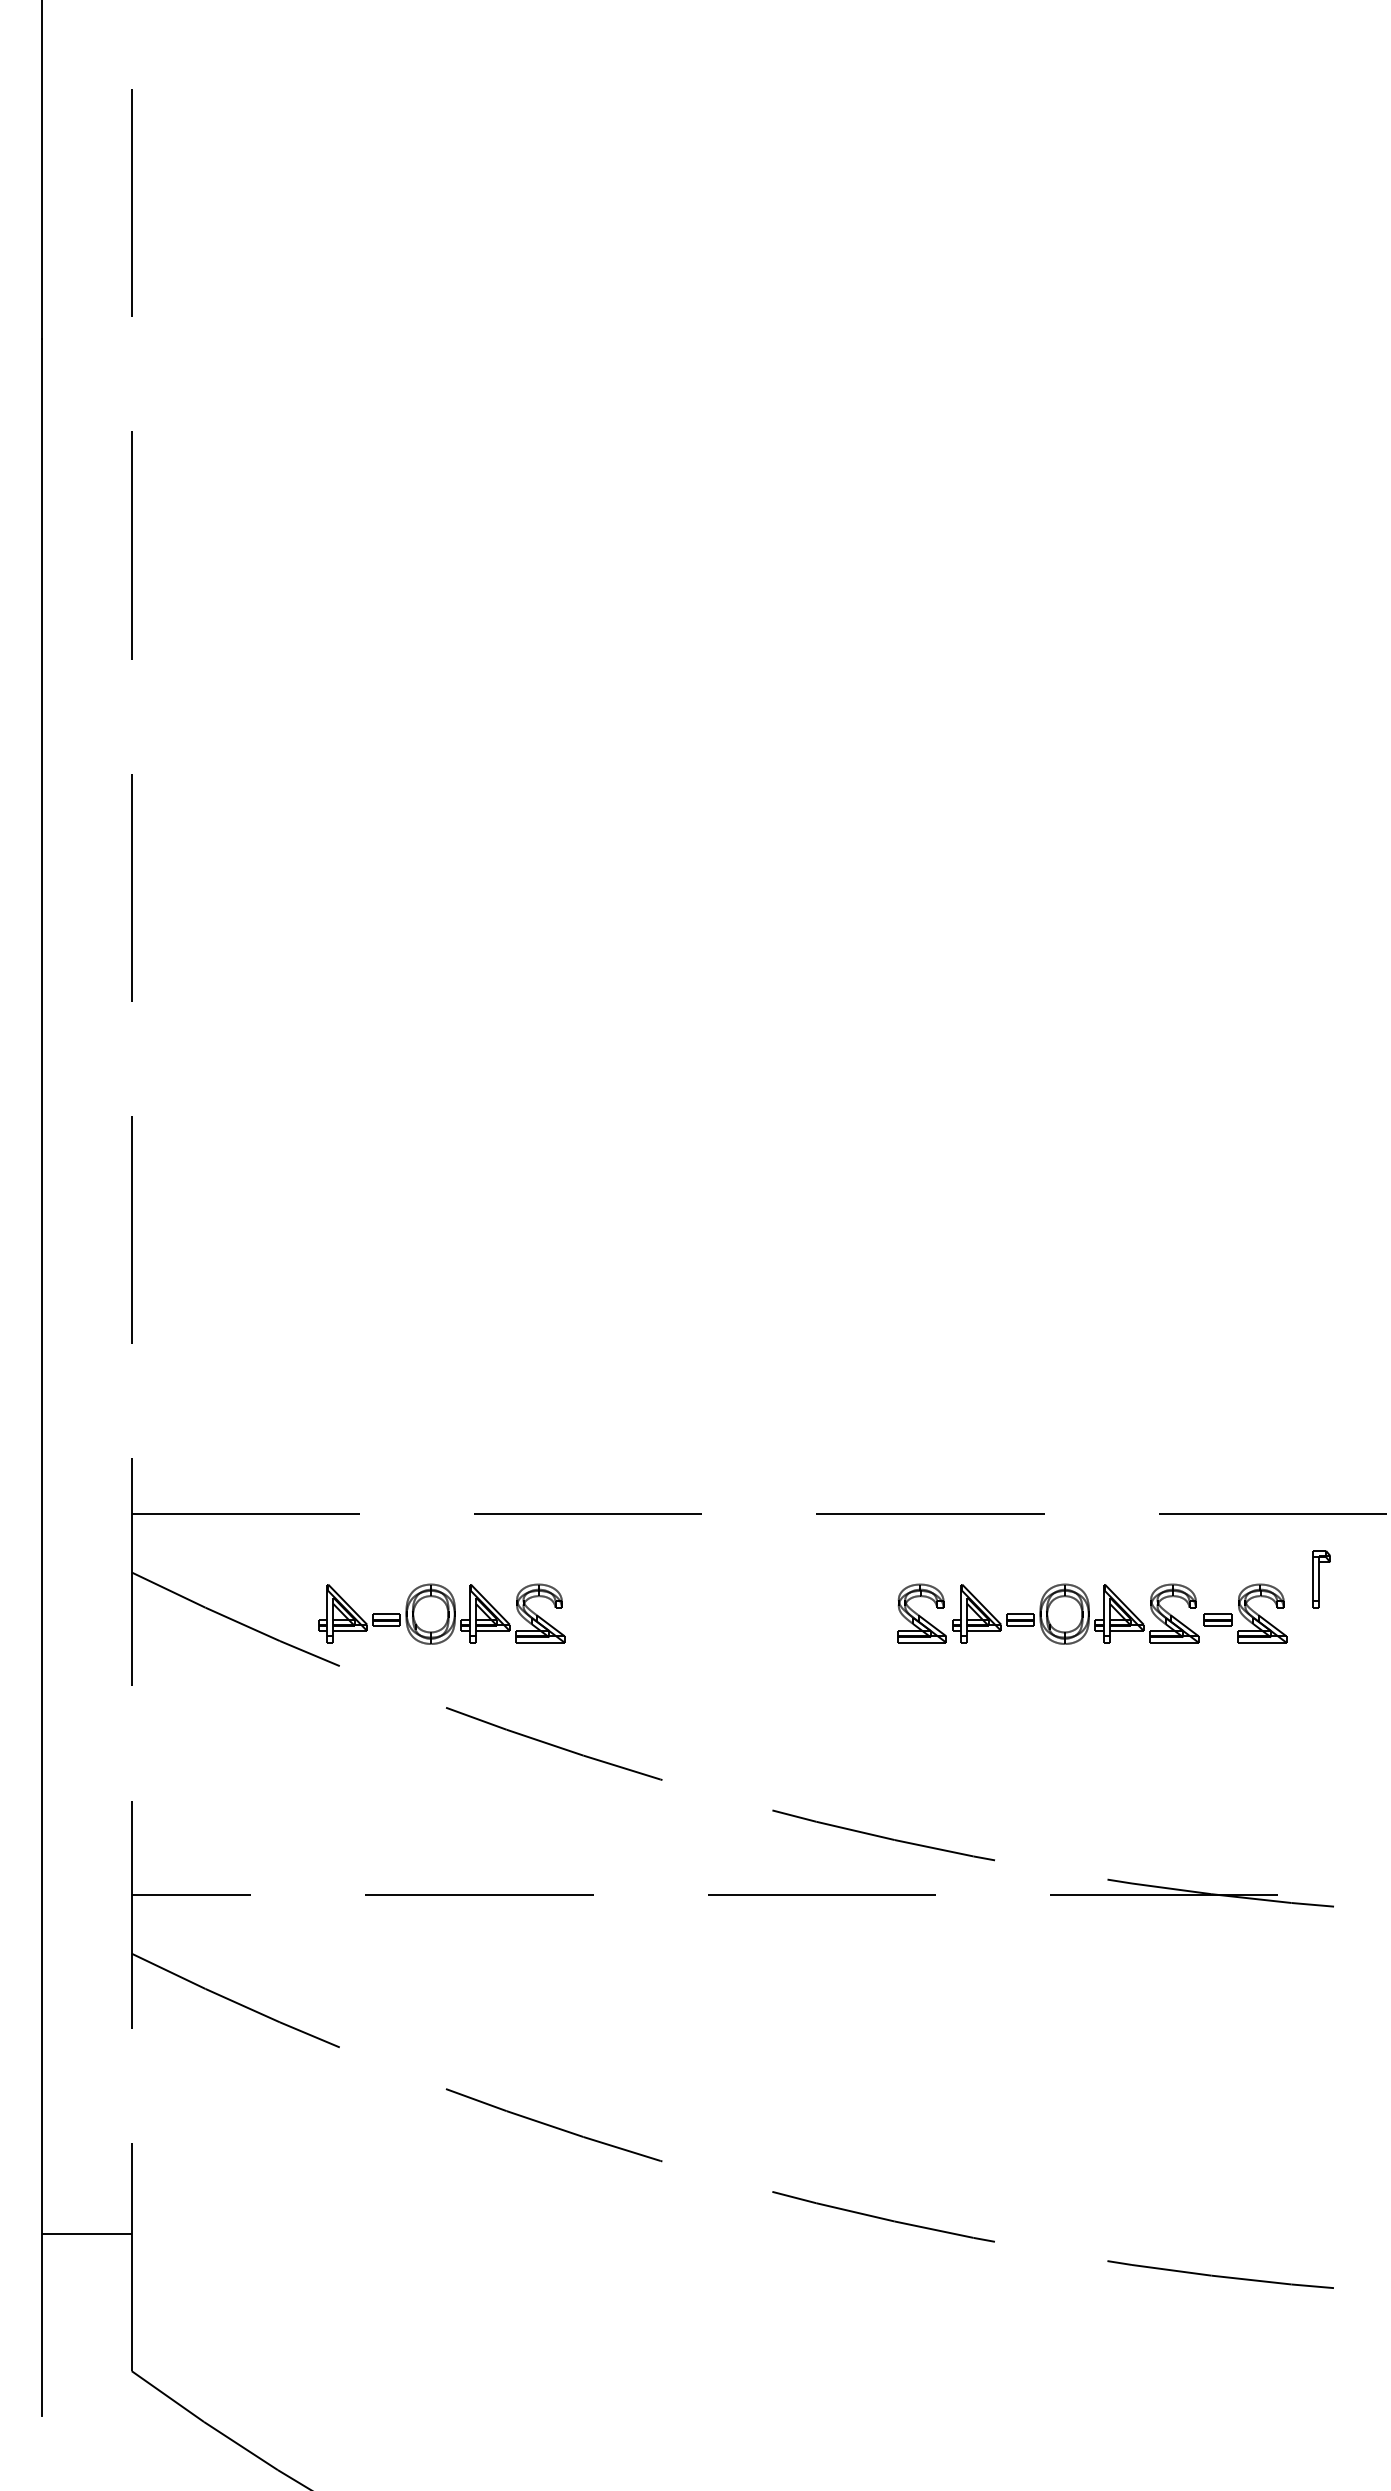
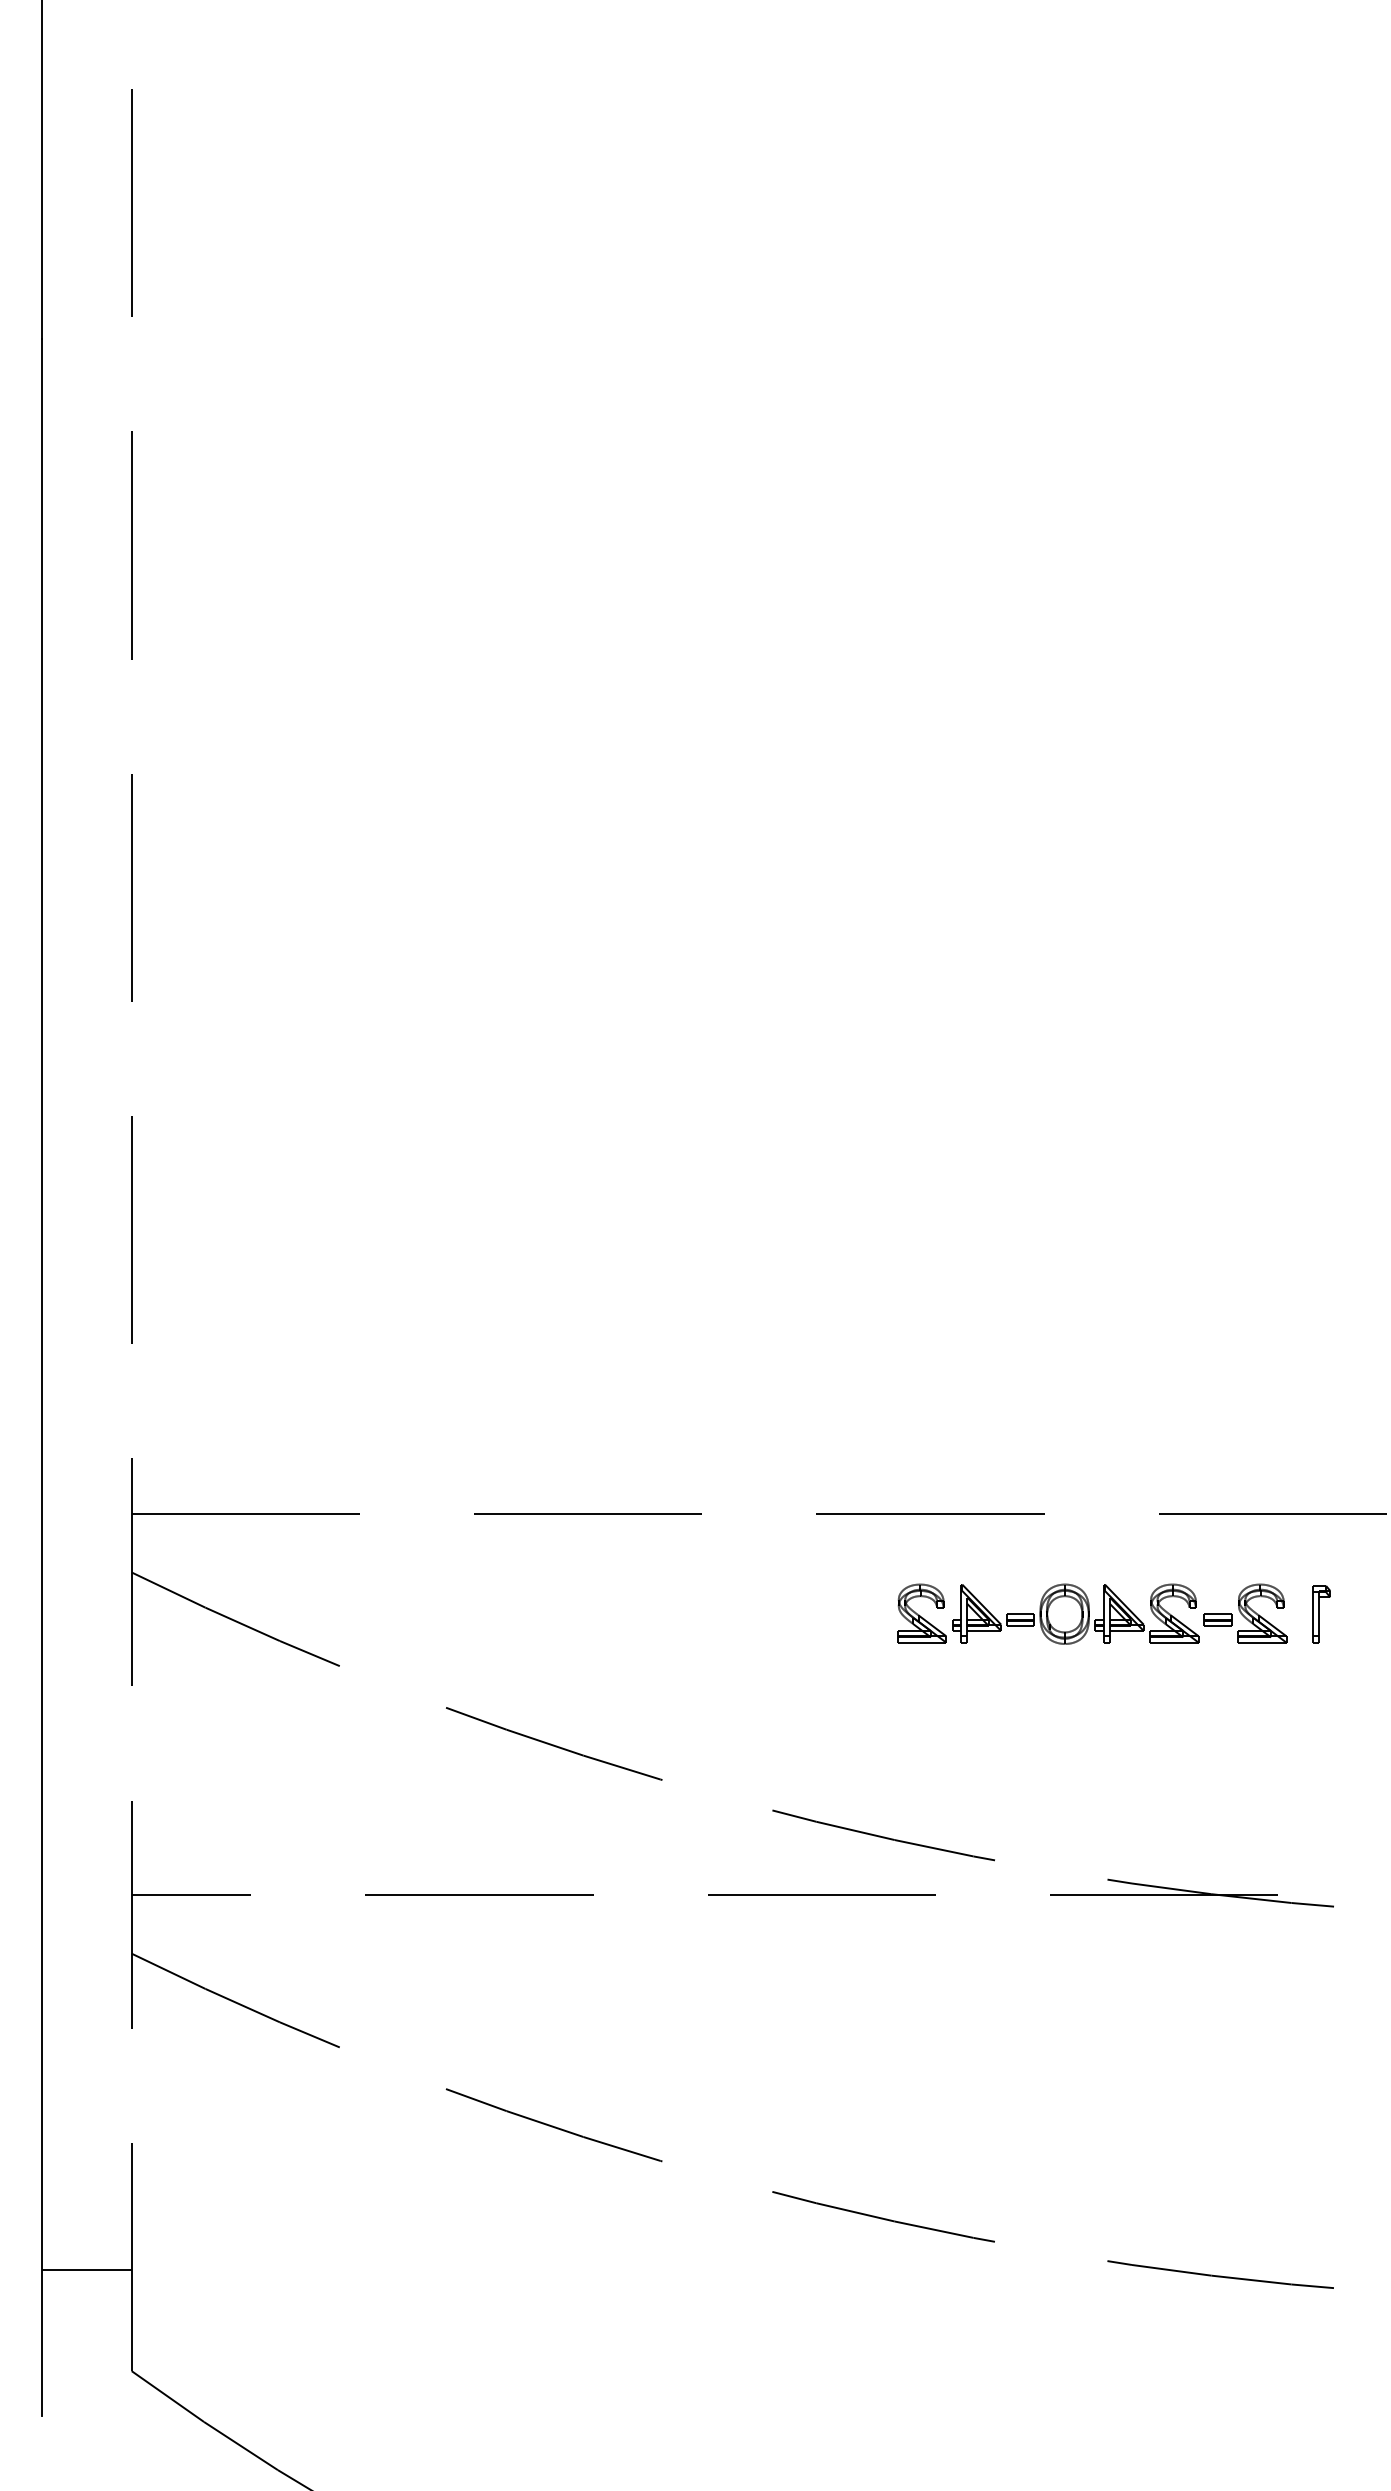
part position: (1321, 1579) -> (1321, 1614) (1321, 1614)
part: present -> none (441, 1613)
line position: (86, 2234) -> (86, 2270) (86, 2270)
